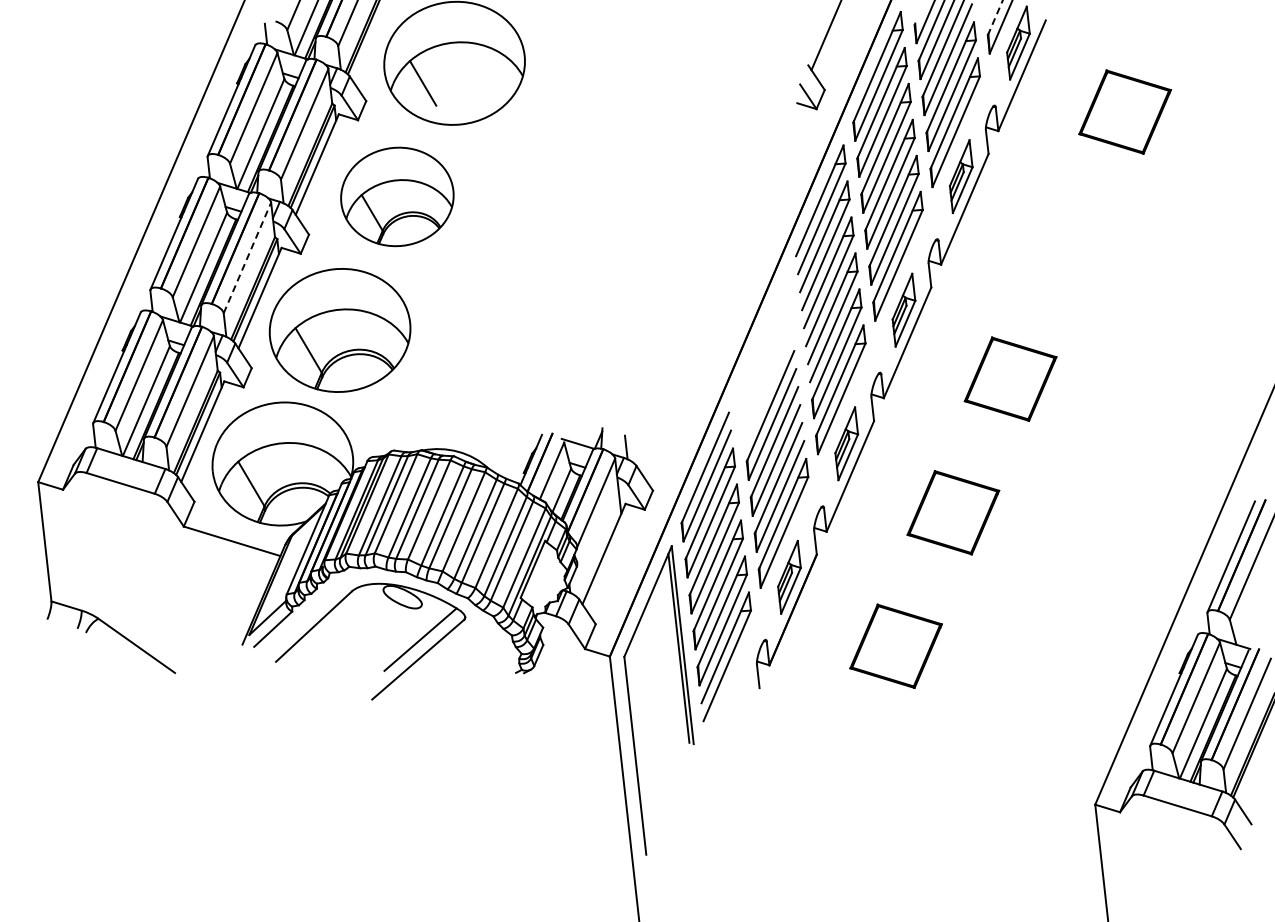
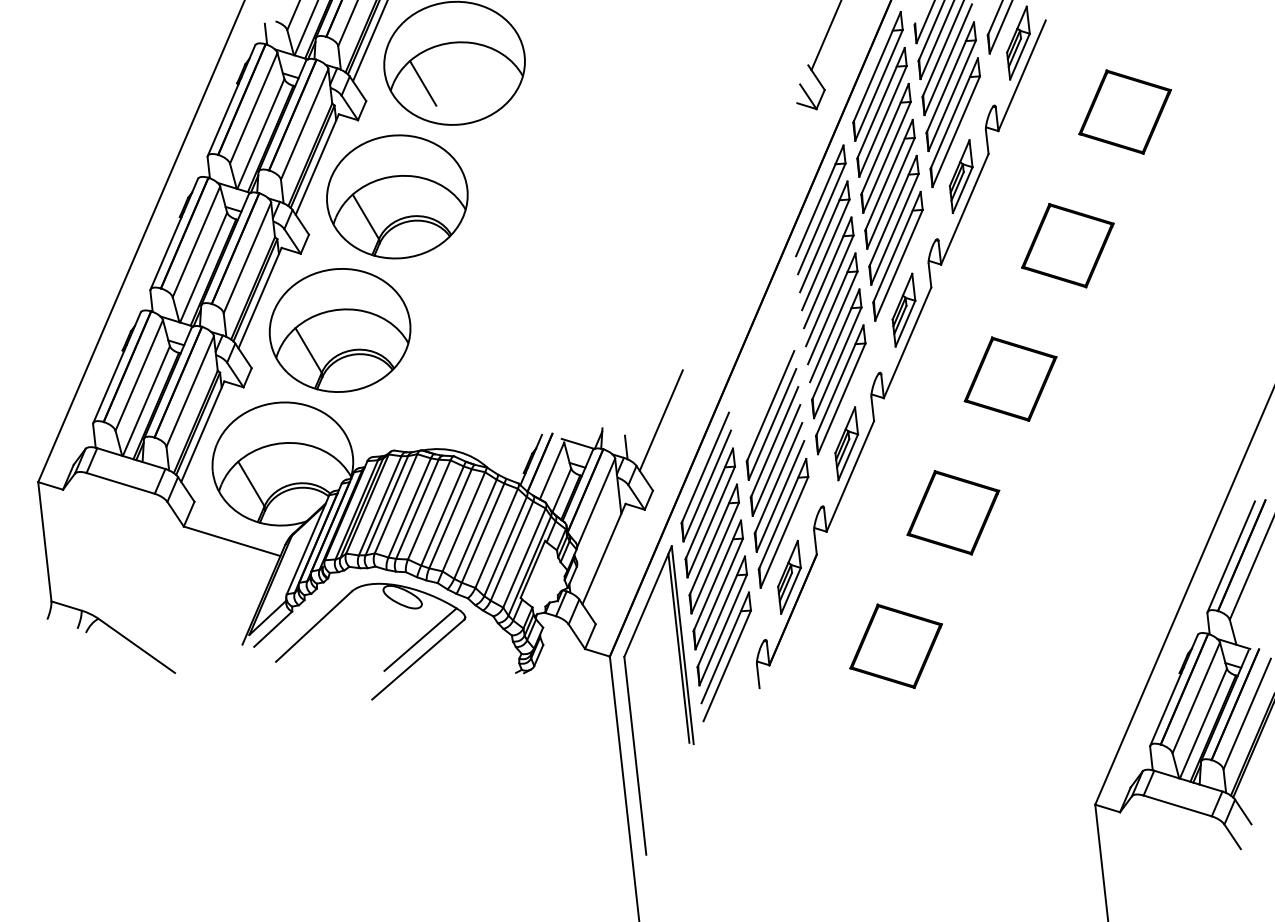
line: dashed -> solid (995, 18)
line: none -> present (370, 41)
part size: 115x102 px -> 143x126 px (397, 196)
part: none -> present (1067, 245)
line: dashed -> solid (247, 257)
line: none -> present (660, 420)
